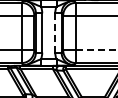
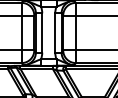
line: dashed -> solid (55, 32)
line: dashed -> solid (96, 50)
